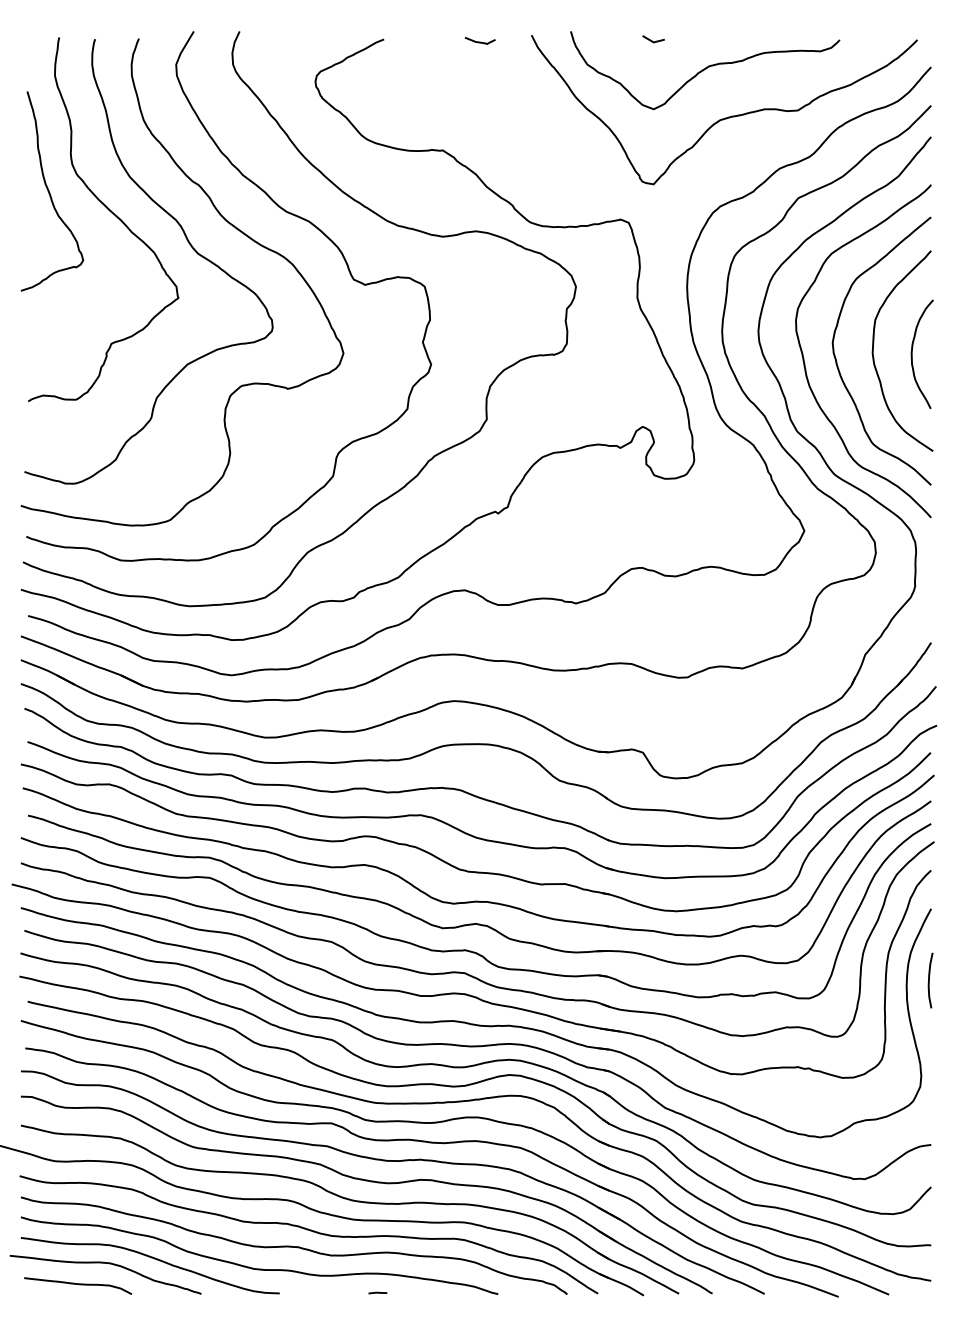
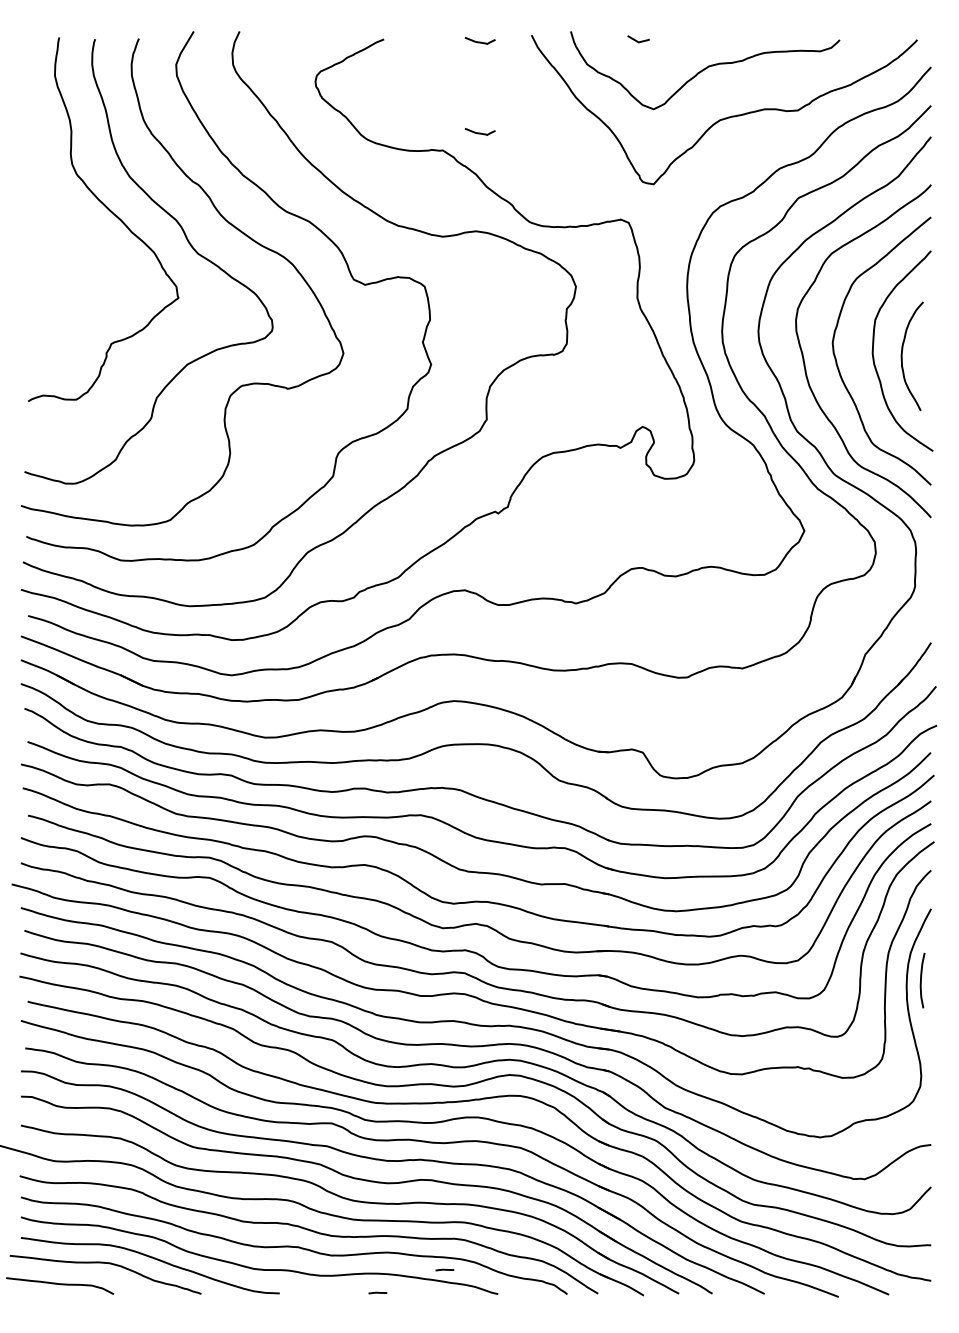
line position: (652, 40) -> (637, 40) (637, 40)
curve: none -> present (479, 132)
curve: present -> none (50, 192)
curve position: (912, 353) -> (902, 355) (902, 355)
curve position: (929, 980) -> (921, 980) (921, 980)
line: none -> present (444, 1269)
curve position: (78, 1285) -> (60, 1285) (60, 1285)
